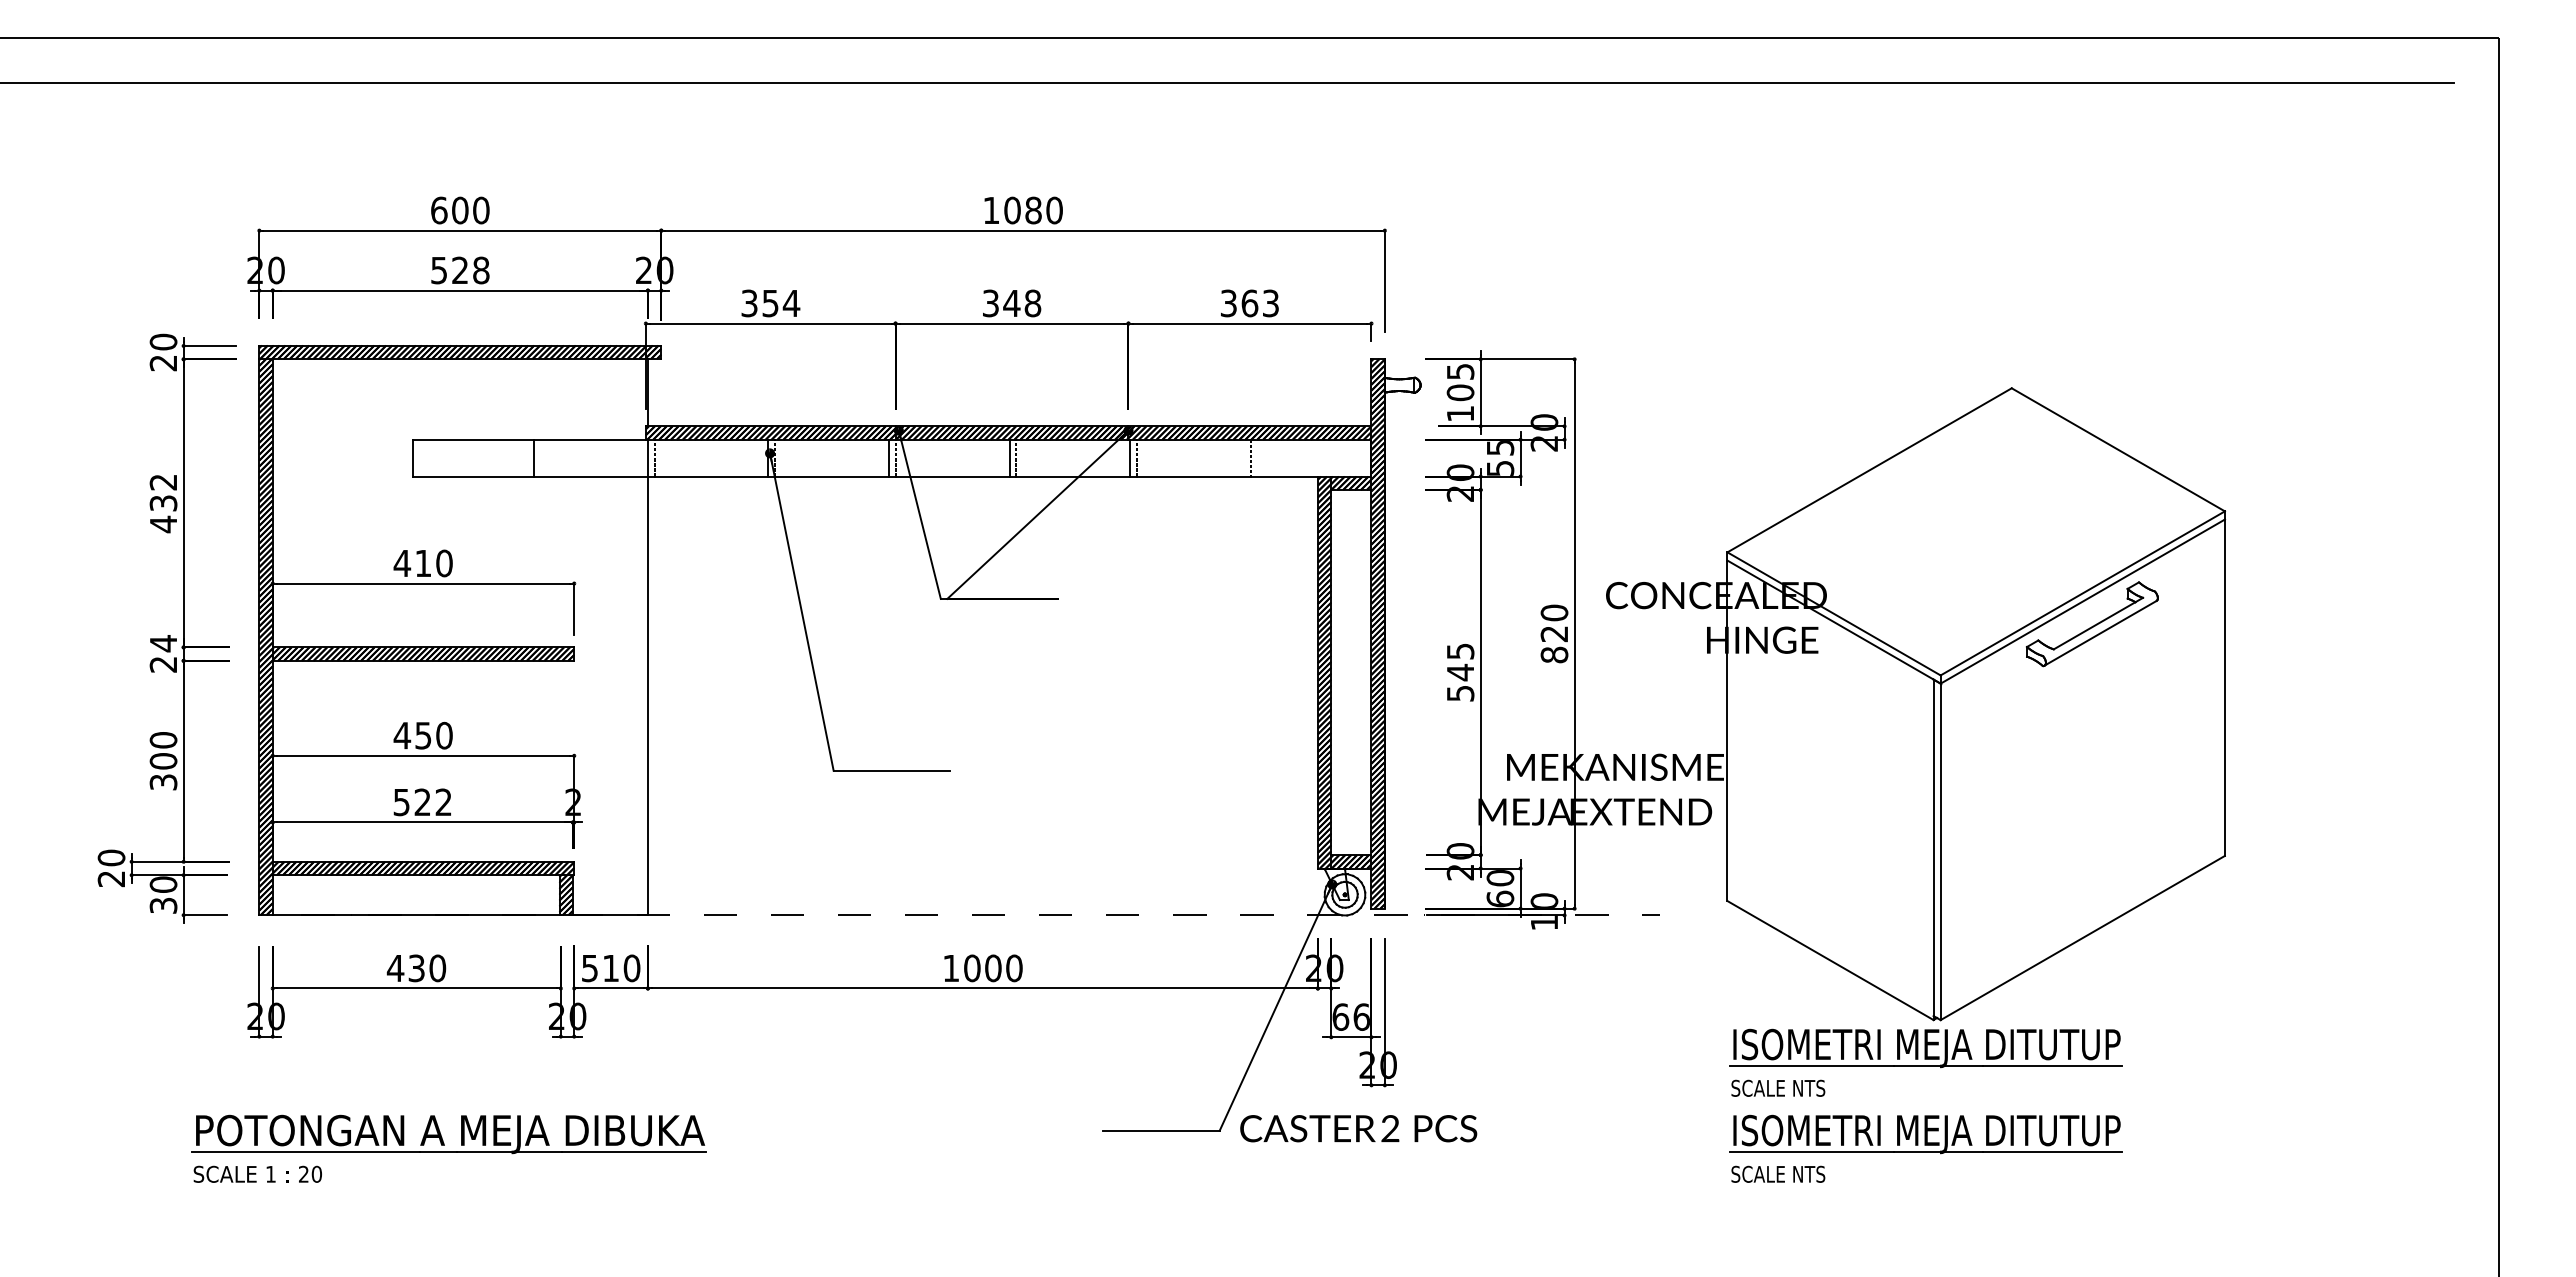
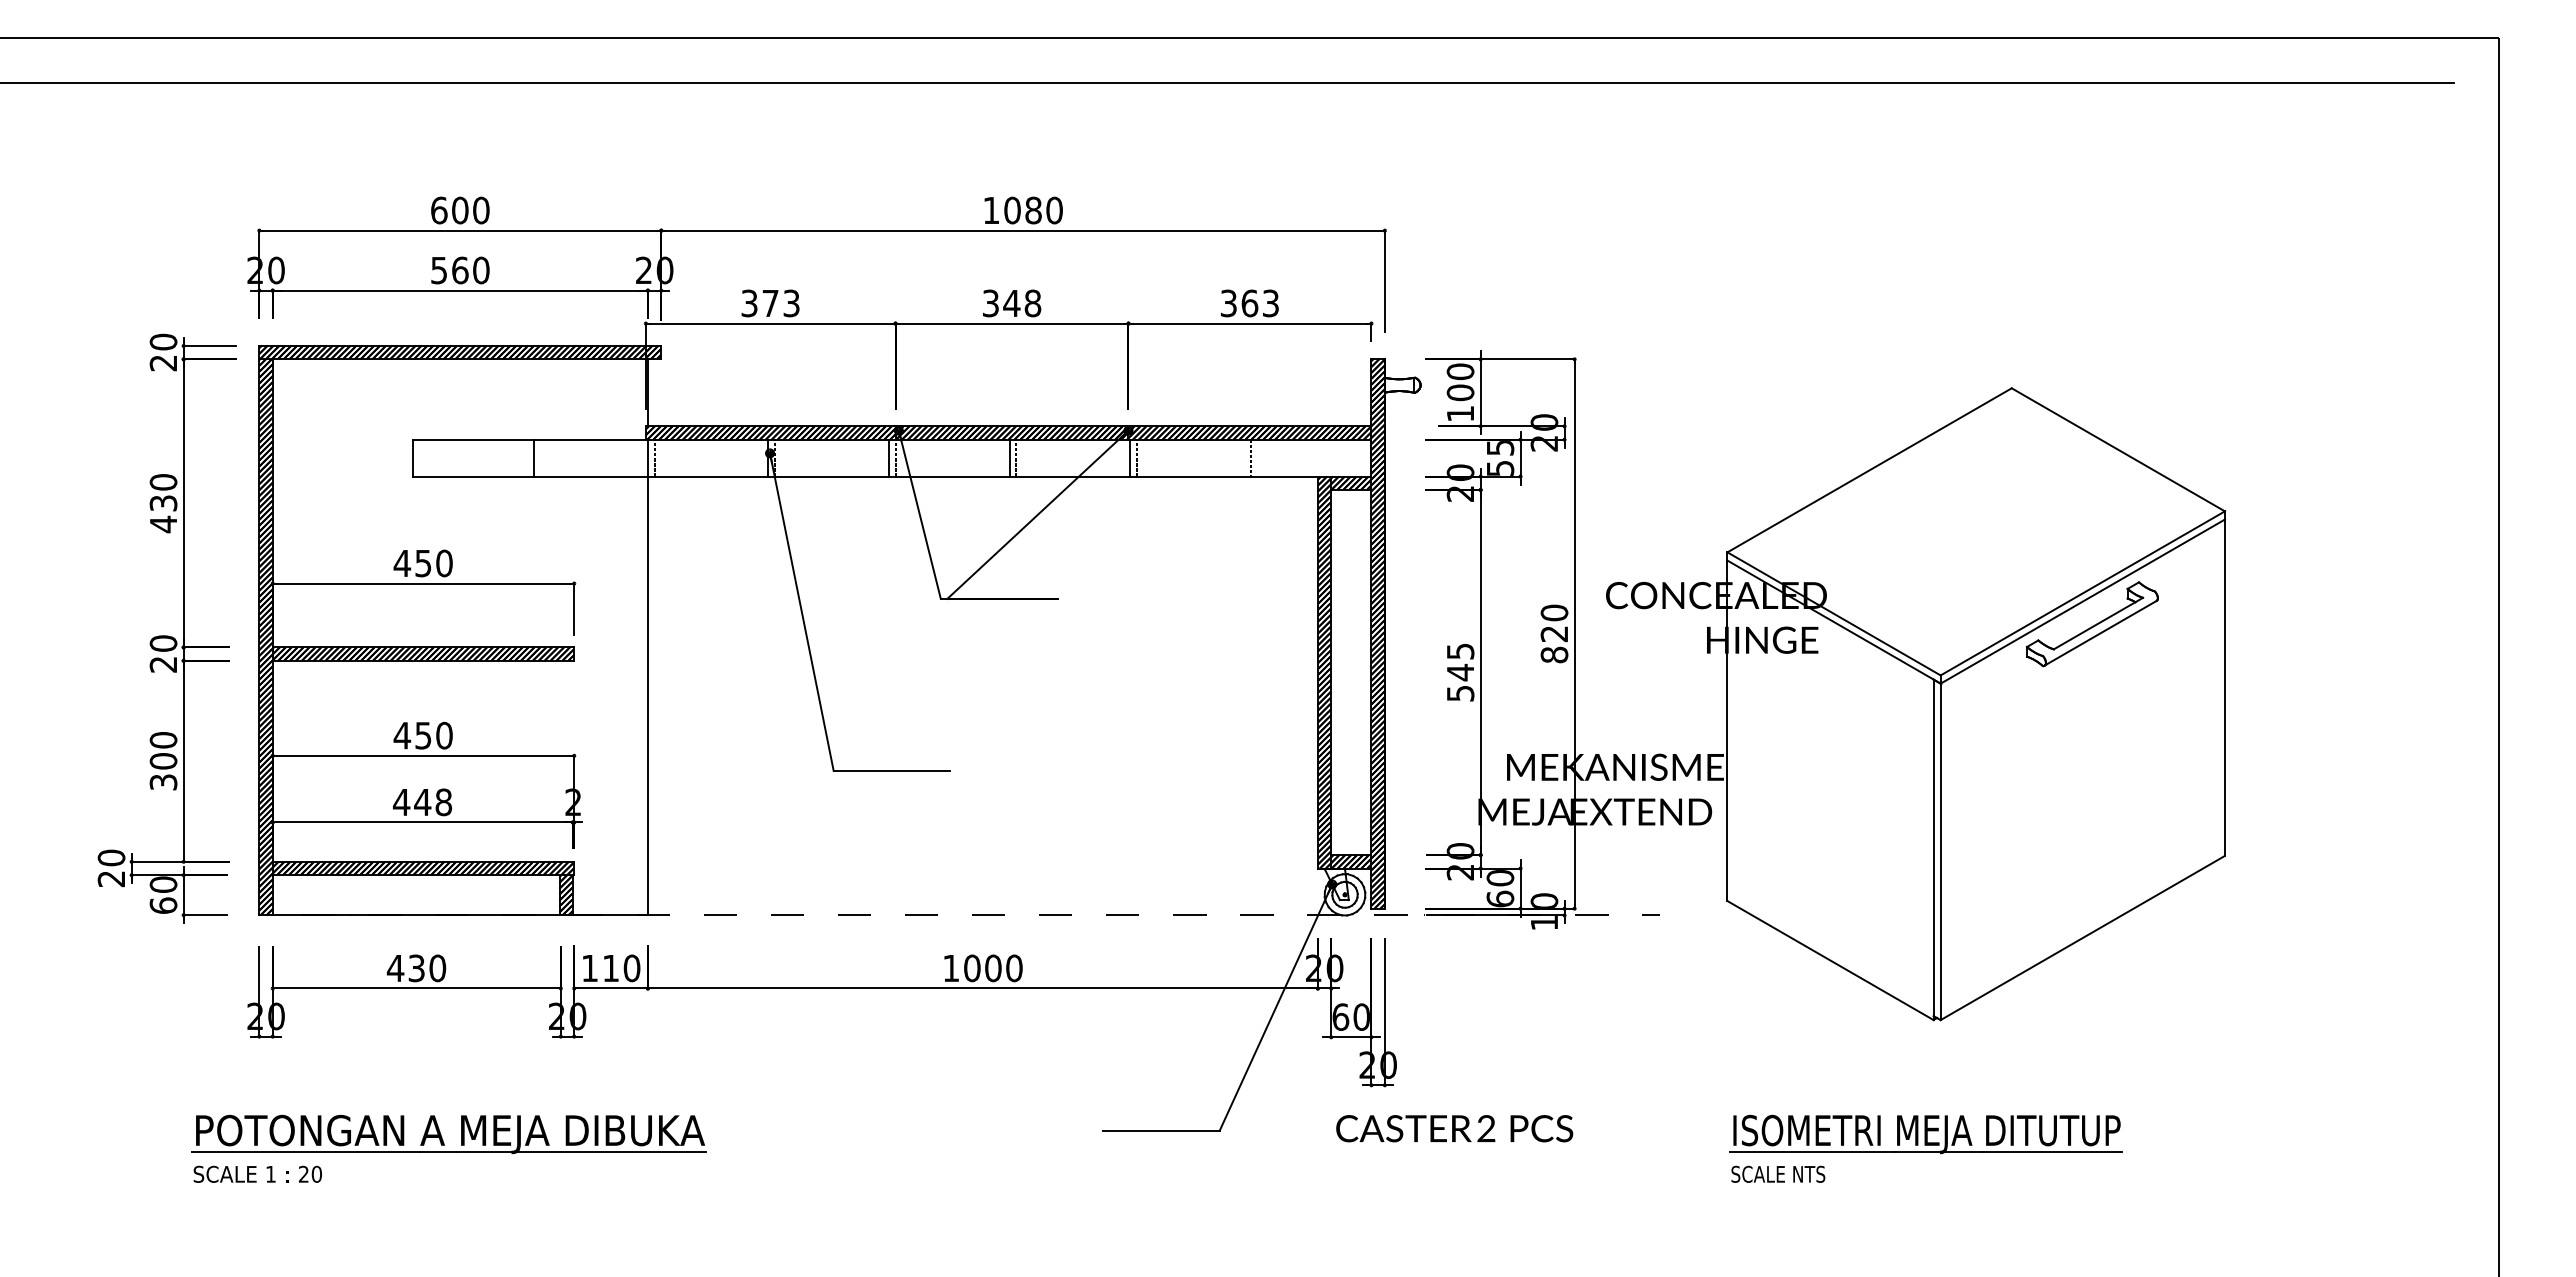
text: 528 -> 560 (470, 270)
text: 354 -> 373 (781, 303)
text: 105 -> 100 (1460, 371)
text: 432 -> 430 (163, 482)
text: 410 -> 450 (423, 563)
text: 24 -> 20 (163, 643)
text: 522 -> 448 (422, 802)
text: 30 -> 60 (163, 905)
text: 510 -> 110 (589, 968)
text: 66 -> 60 (1361, 1016)
part: present -> none (1925, 1062)
text position: (1358, 1128) -> (1454, 1128) (1454, 1128)
